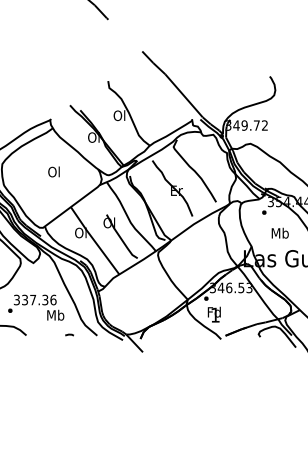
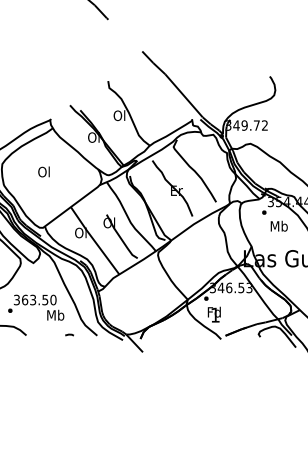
text position: (53, 171) -> (43, 171) (43, 171)
text position: (279, 232) -> (278, 225) (278, 225)
text: 337.36 -> 363.50 (39, 299)
